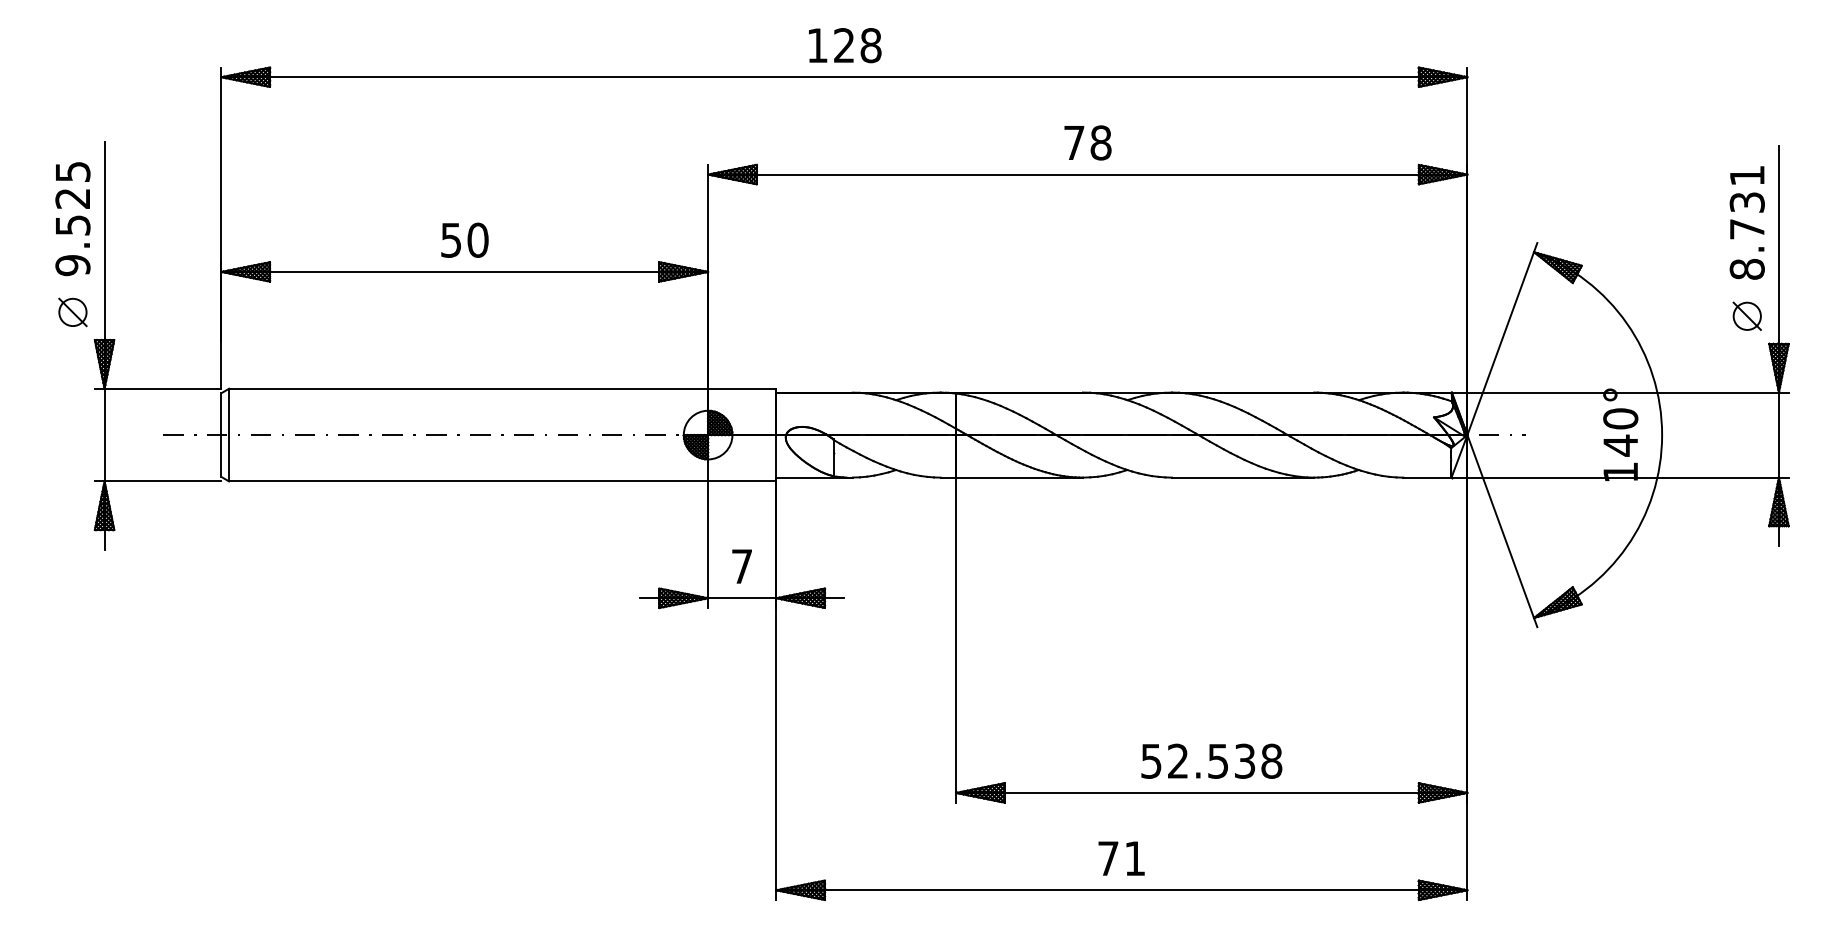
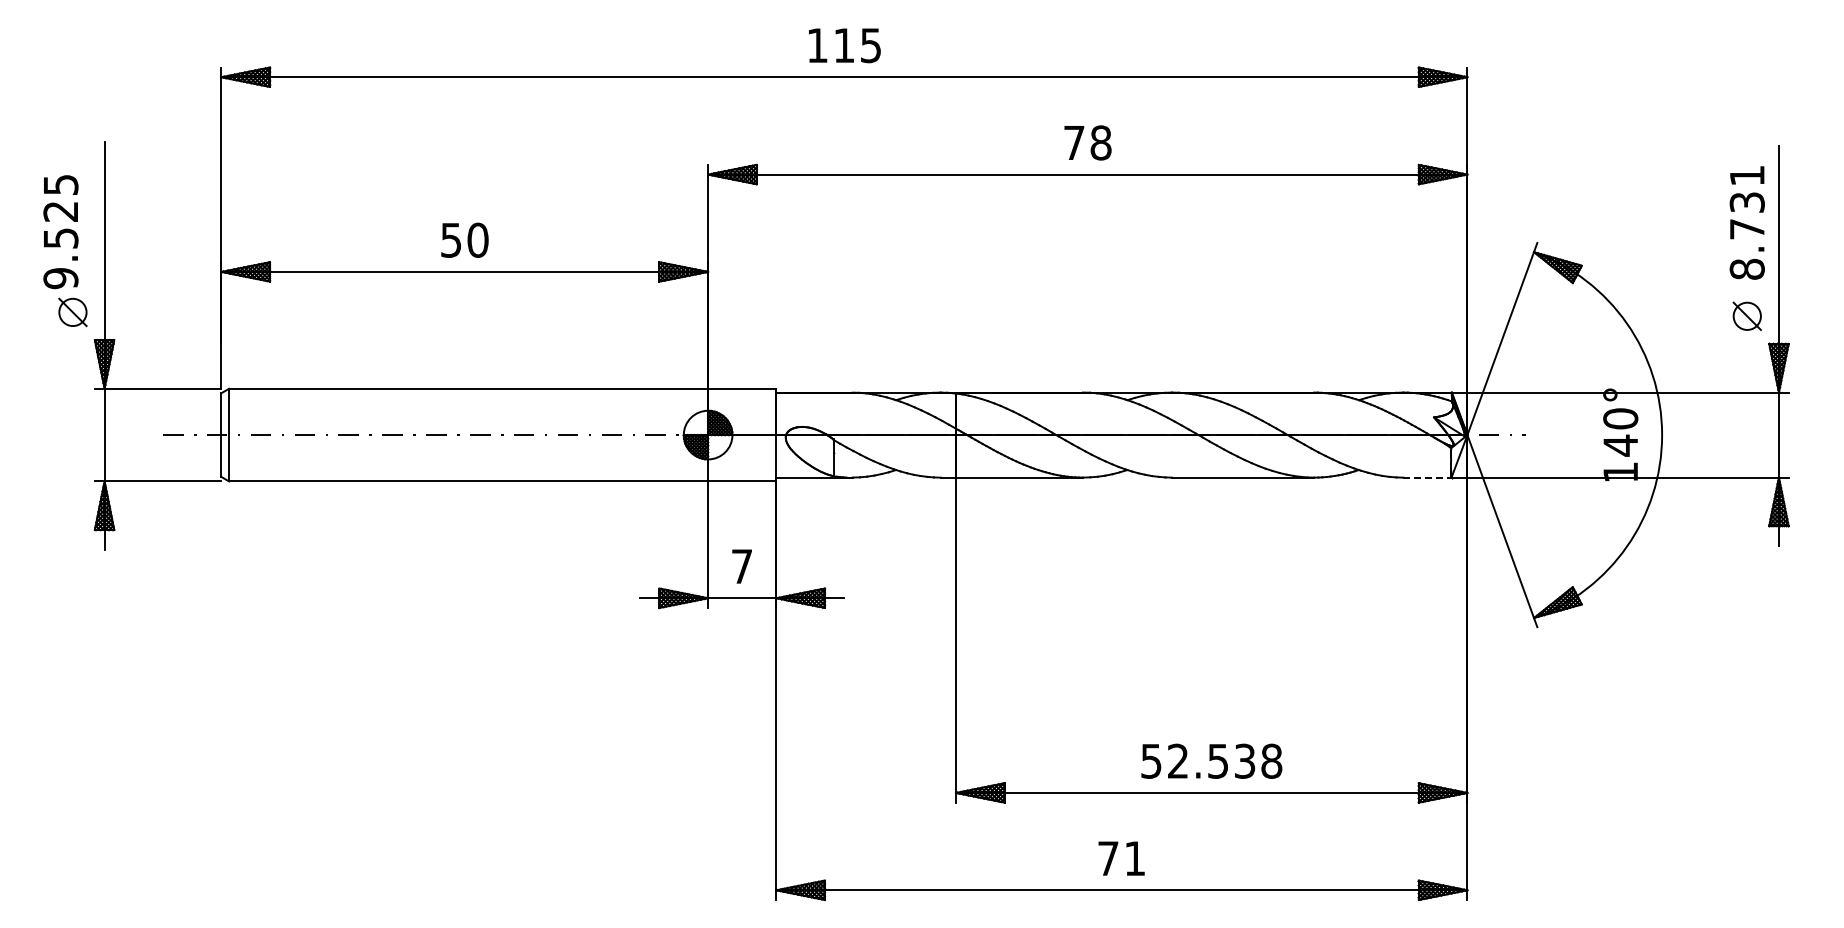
text: 128 -> 115 (857, 45)
text position: (72, 219) -> (60, 232) (60, 232)
line: solid -> dashed (1428, 477)
